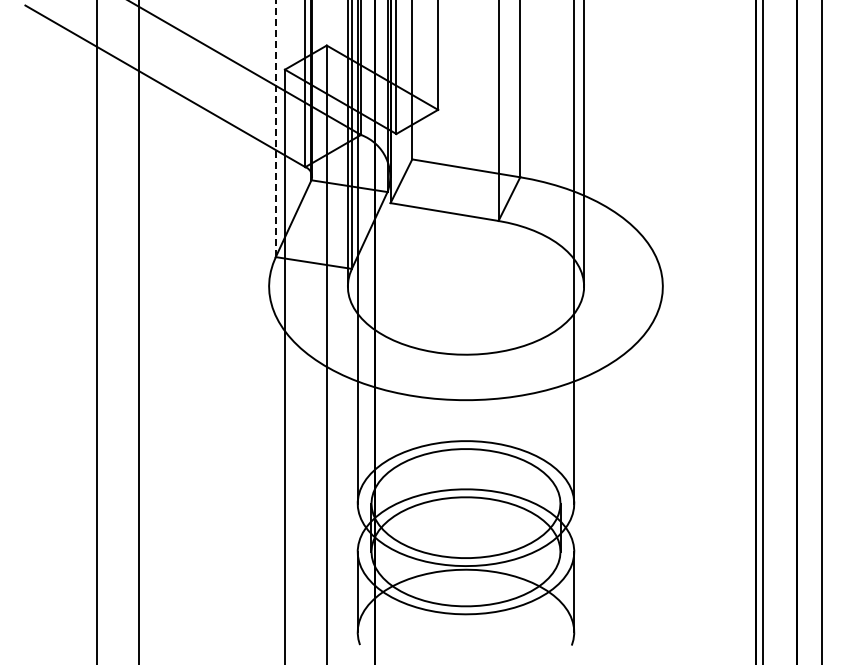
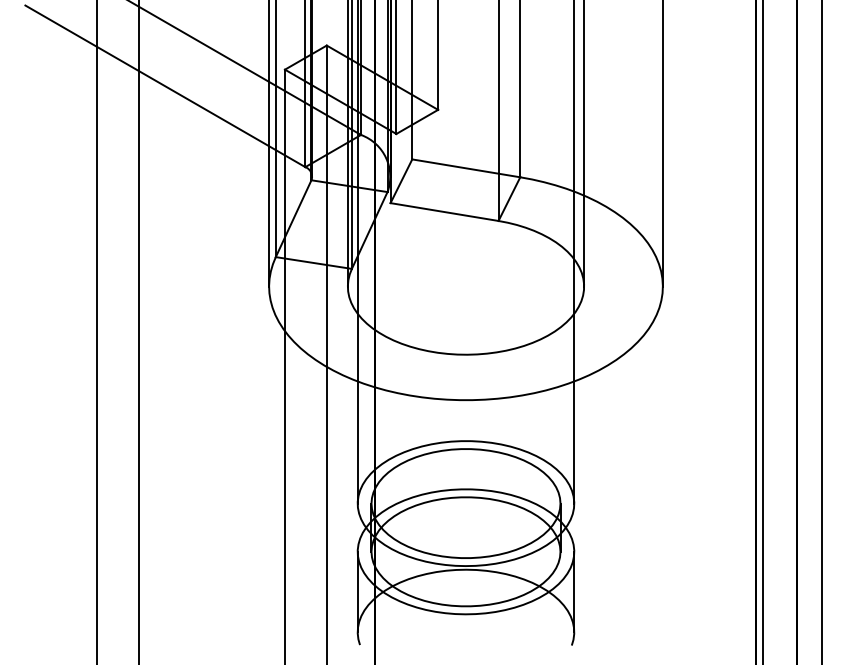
line: dashed -> solid (275, 128)
line: none -> present (269, 144)
line: none -> present (662, 144)
